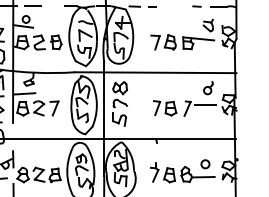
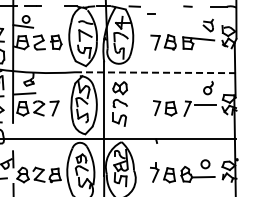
line position: (152, 6) -> (151, 13) (151, 13)
line position: (196, 6) -> (187, 6) (187, 6)
line: solid -> dashed (155, 72)
